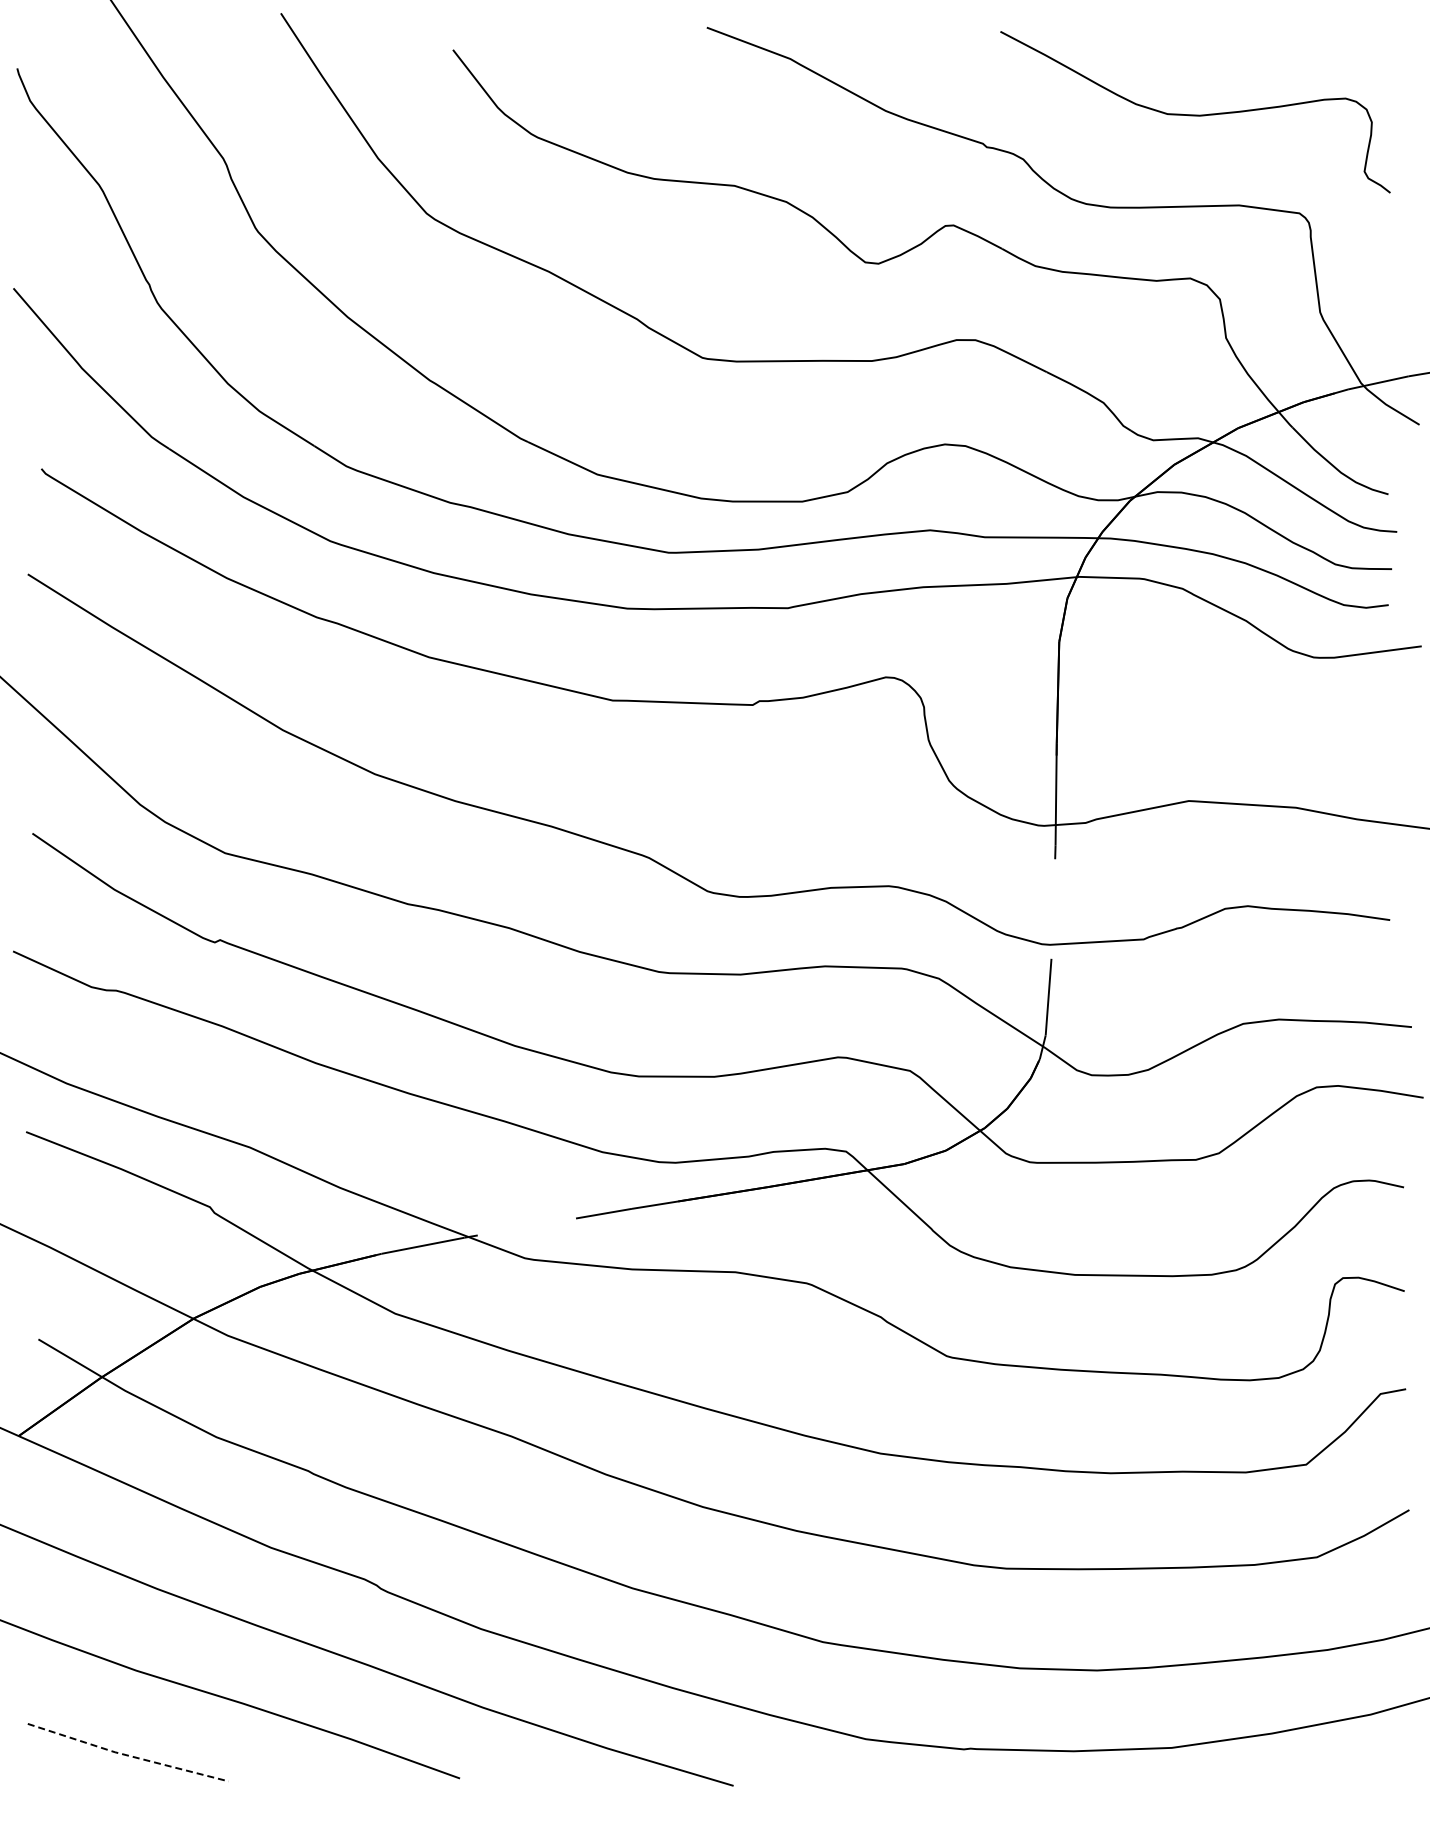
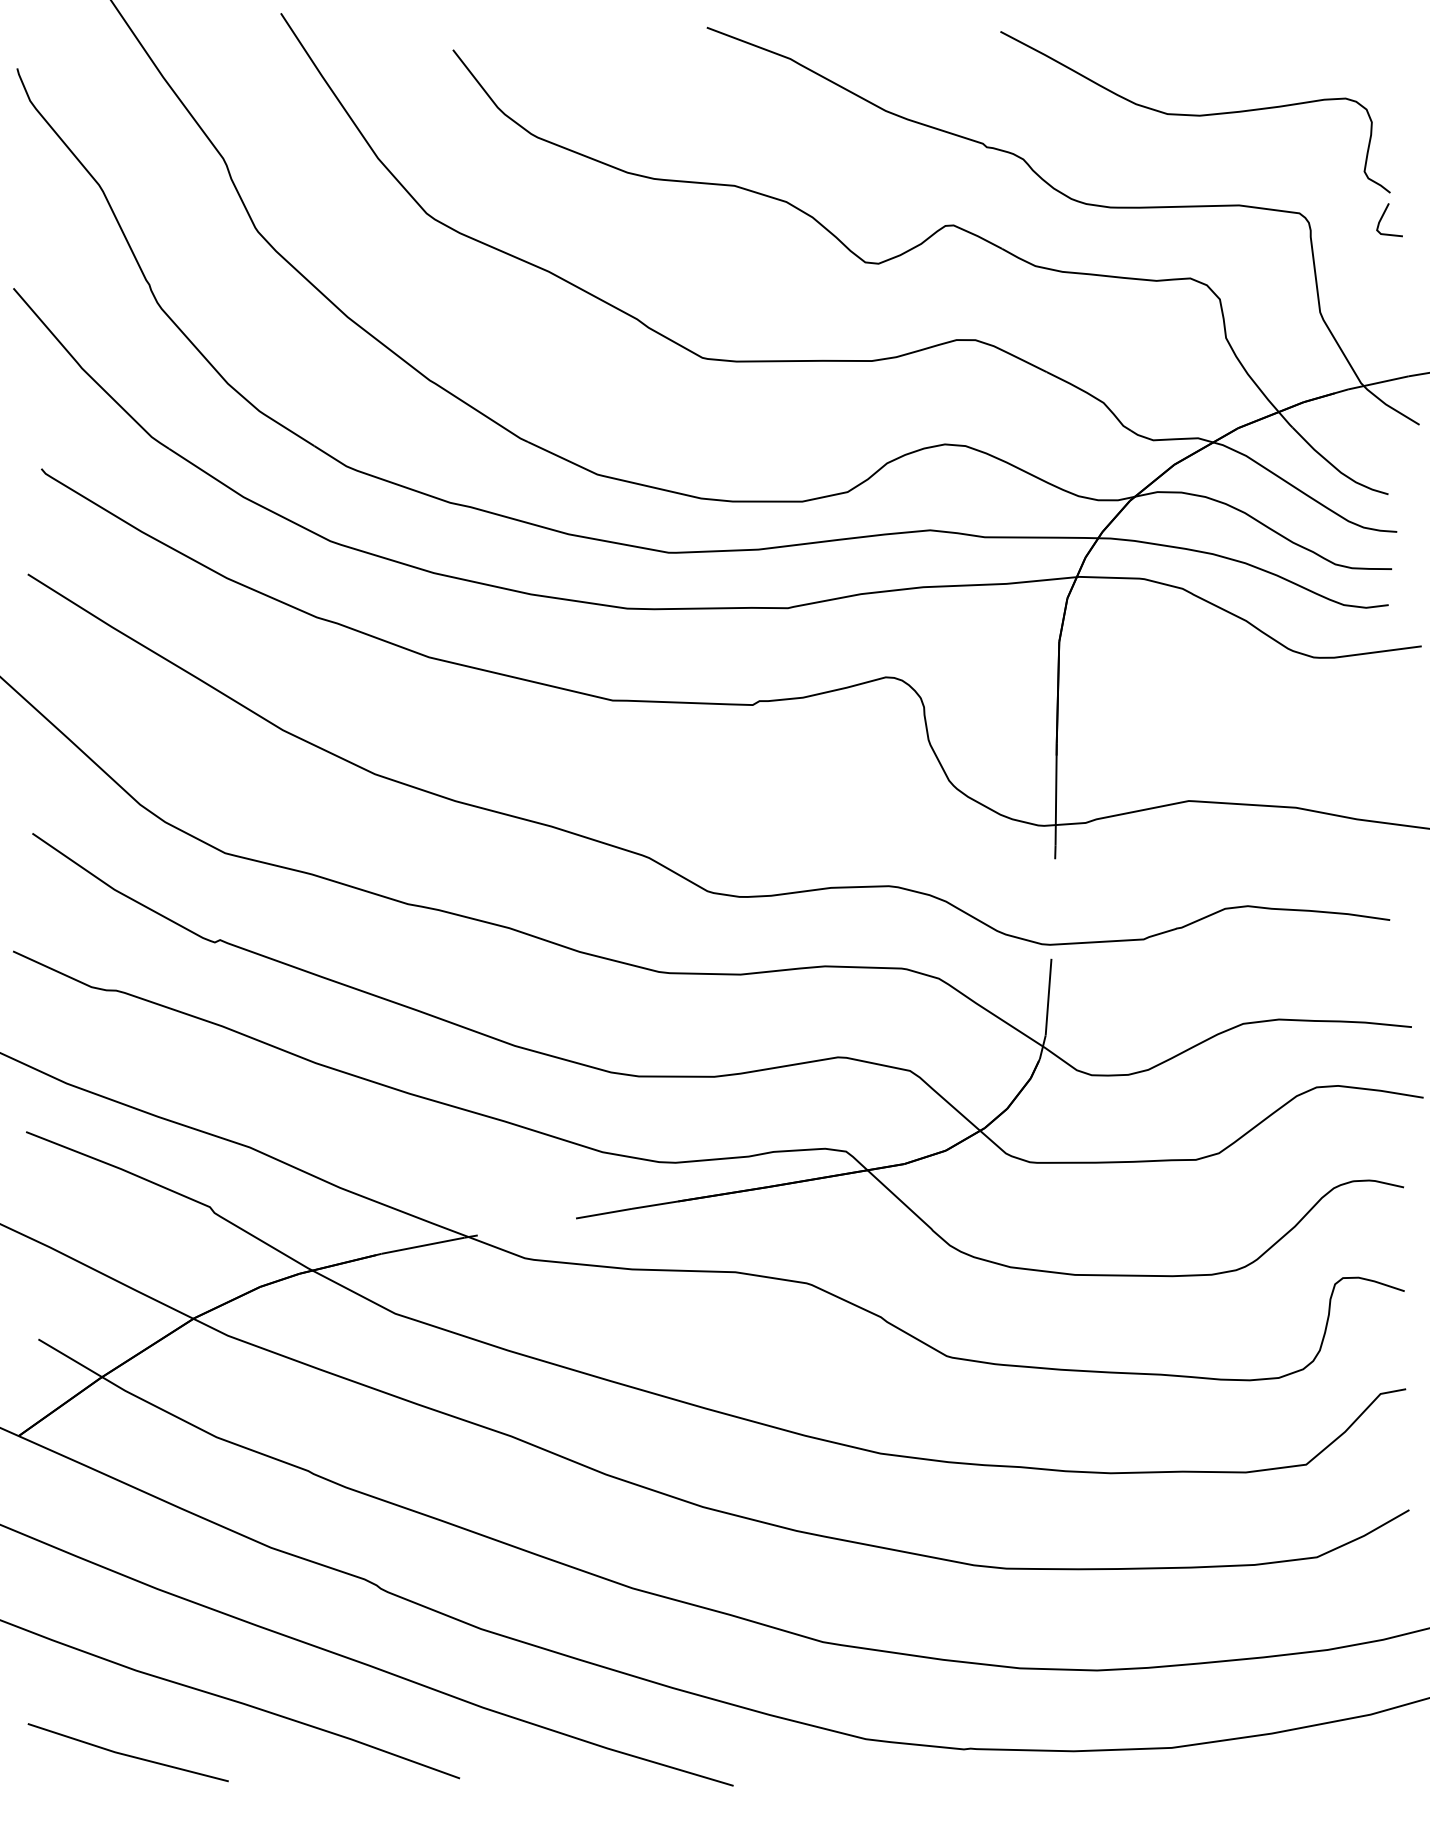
line: none -> present (1383, 216)
line: dashed -> solid (127, 1755)
